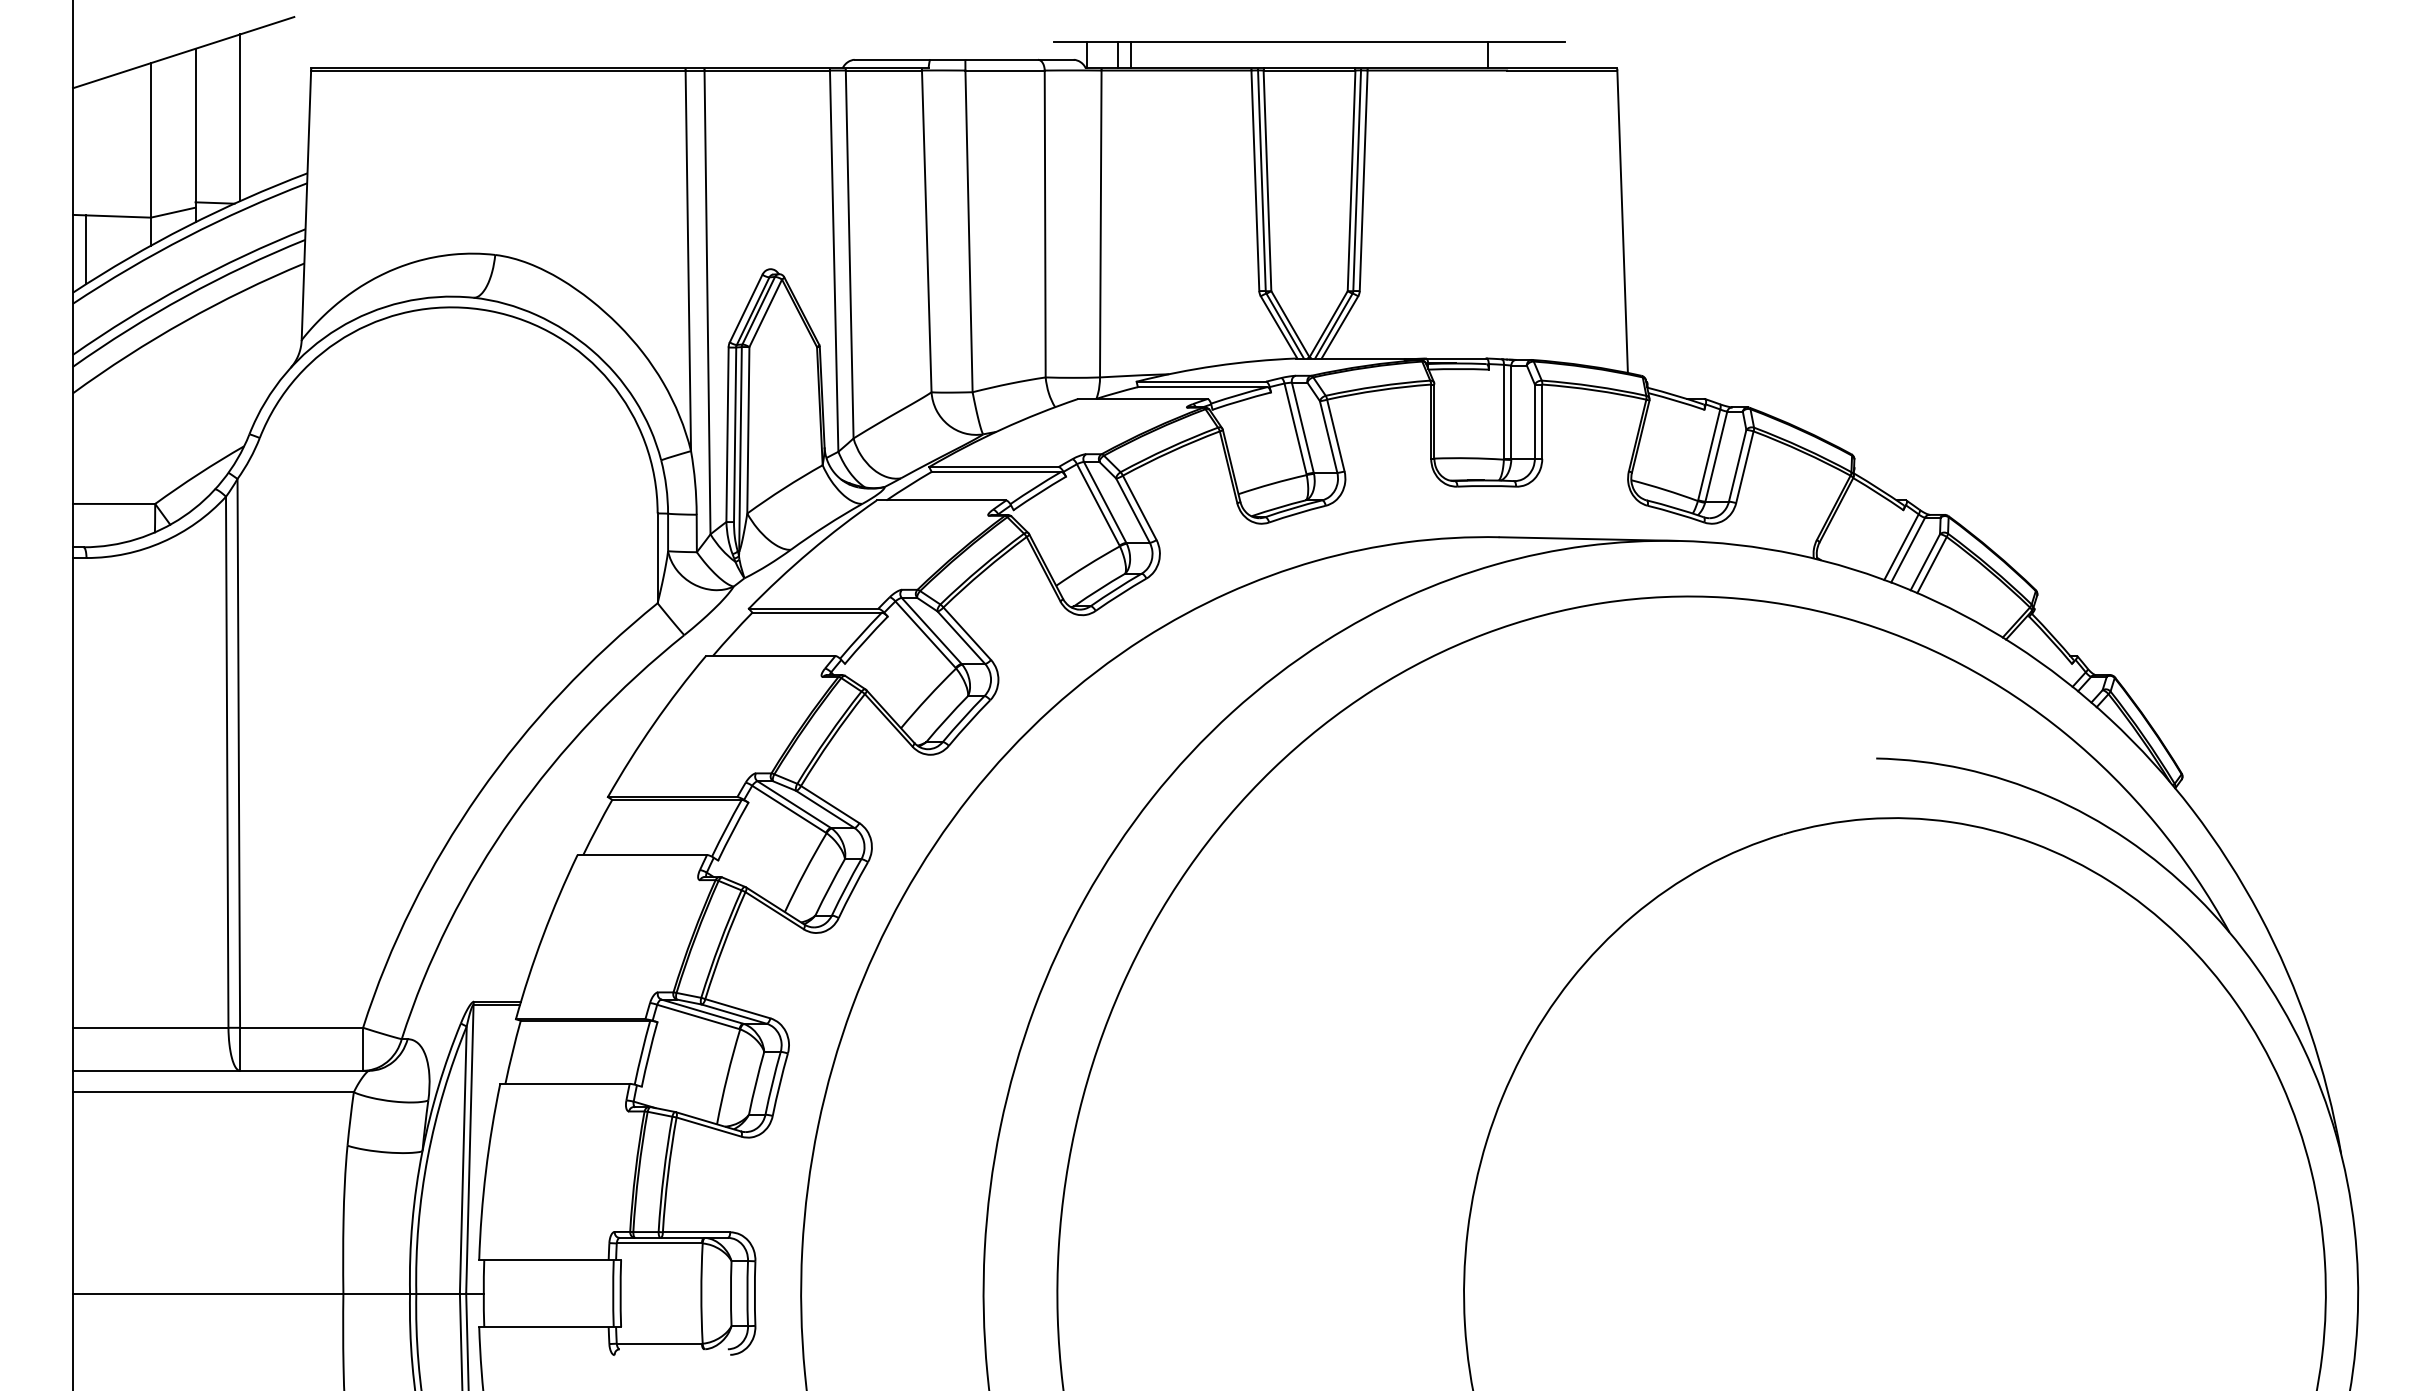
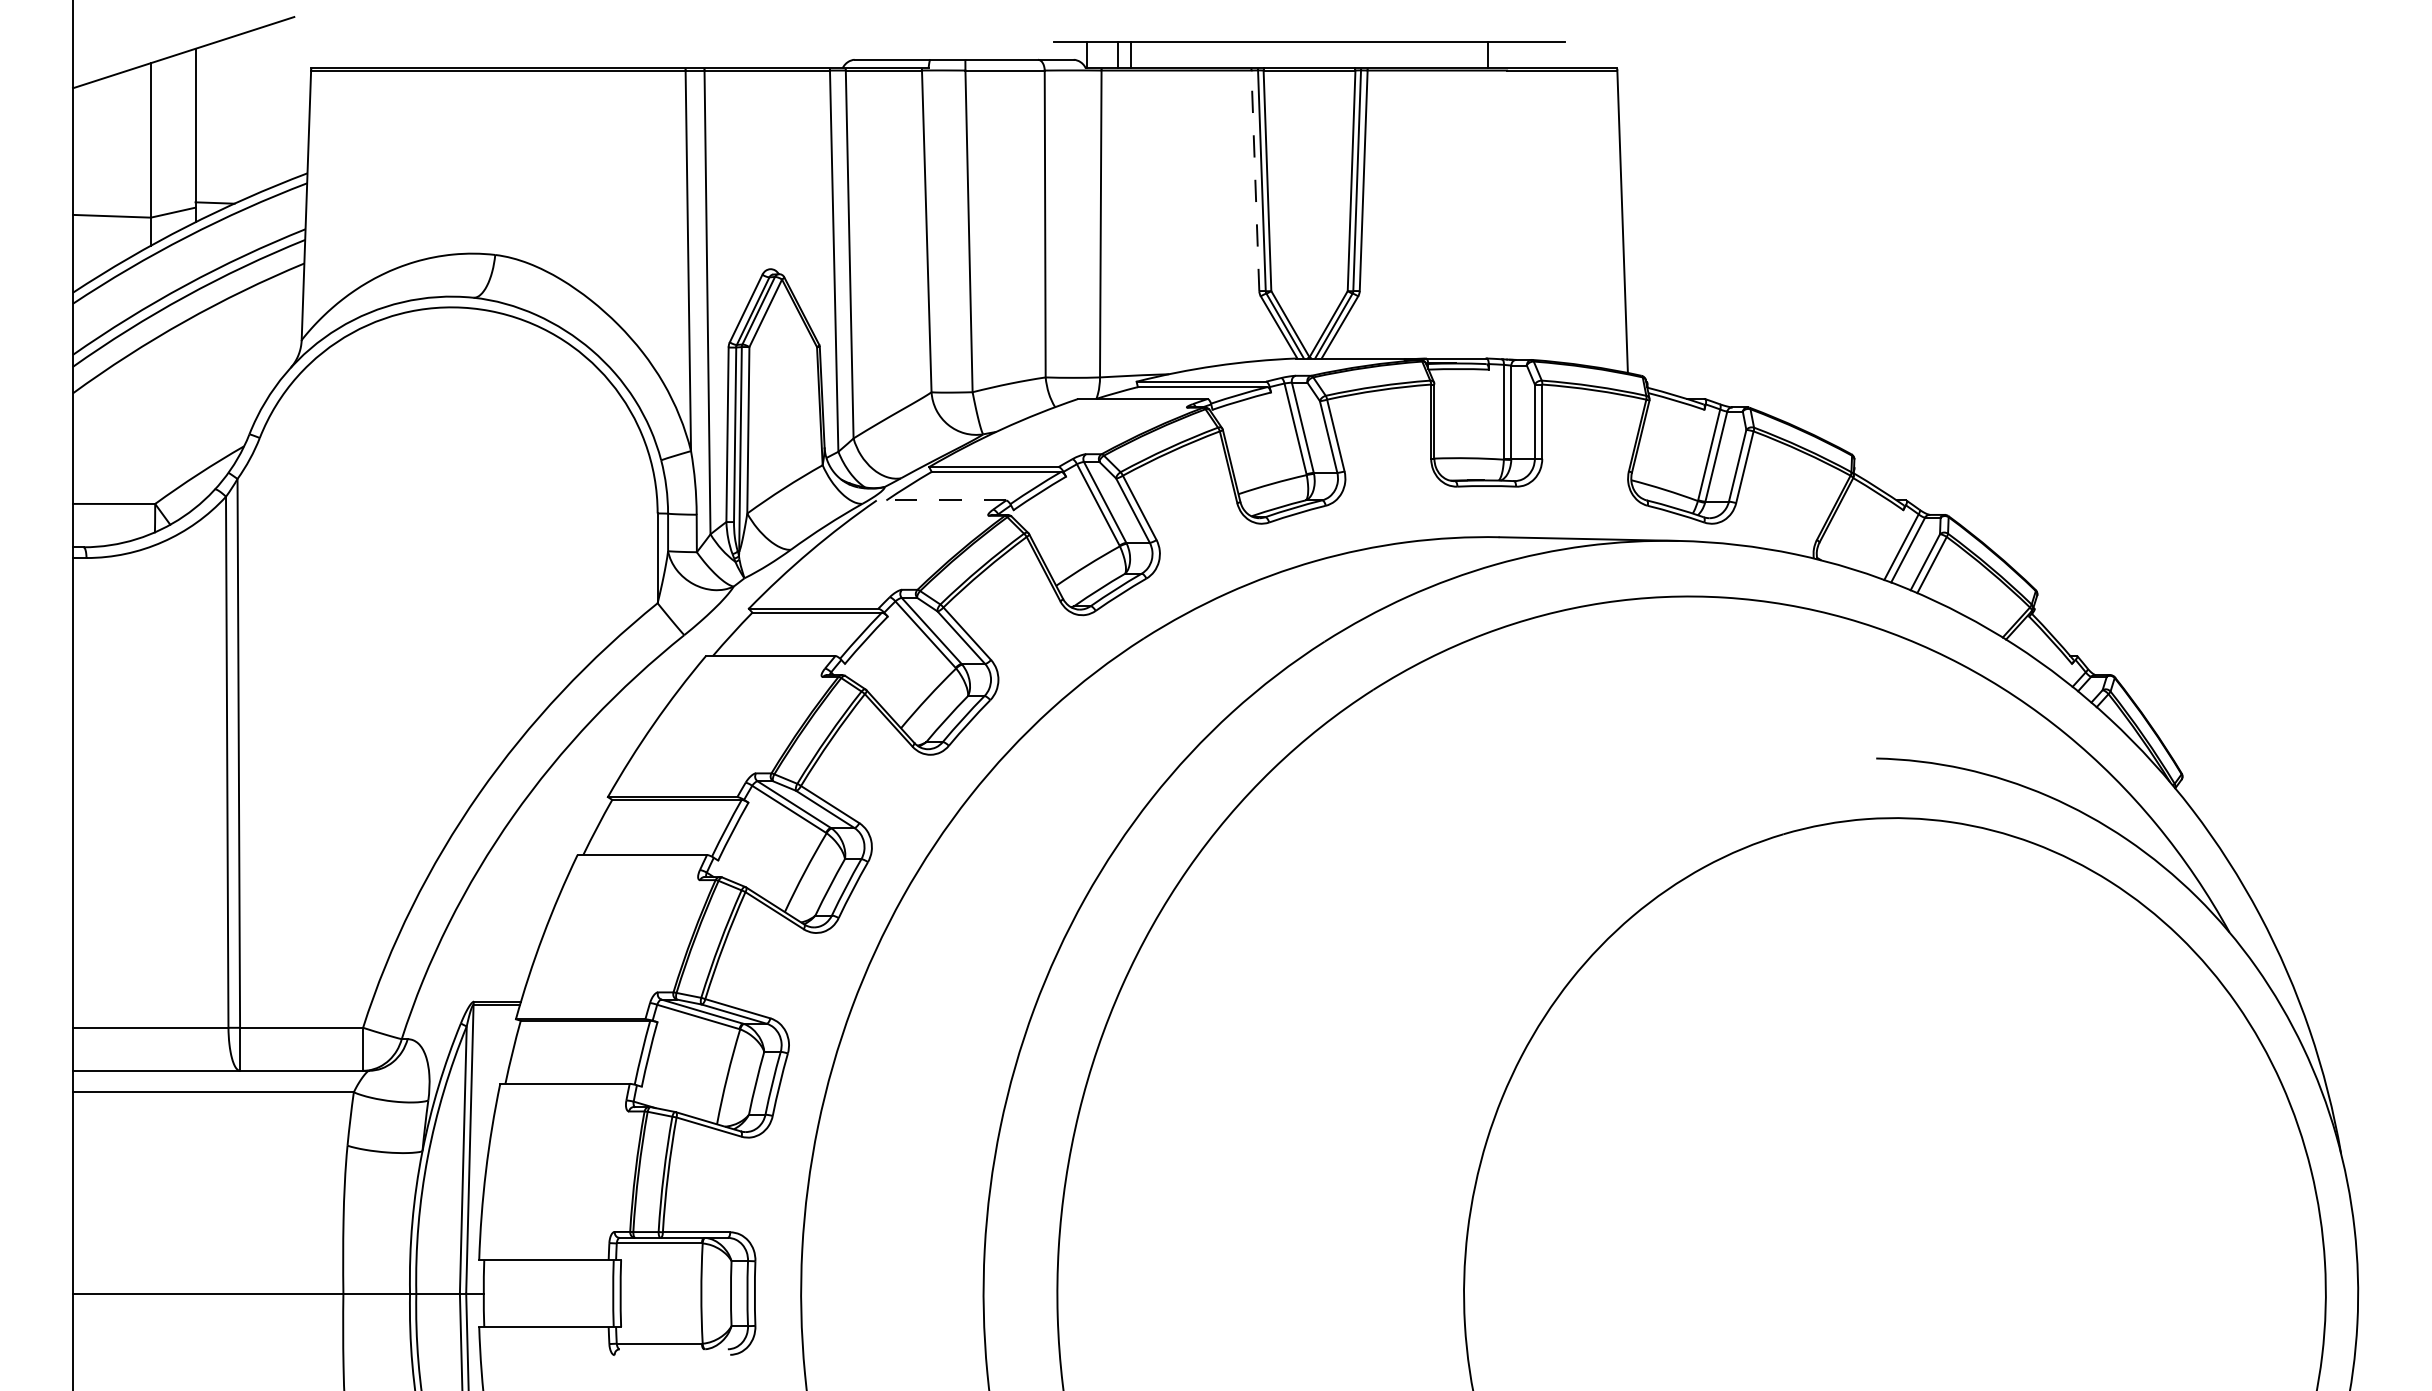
line: present -> none (240, 117)
line: solid -> dashed (1255, 180)
line: present -> none (86, 249)
line: solid -> dashed (941, 500)
